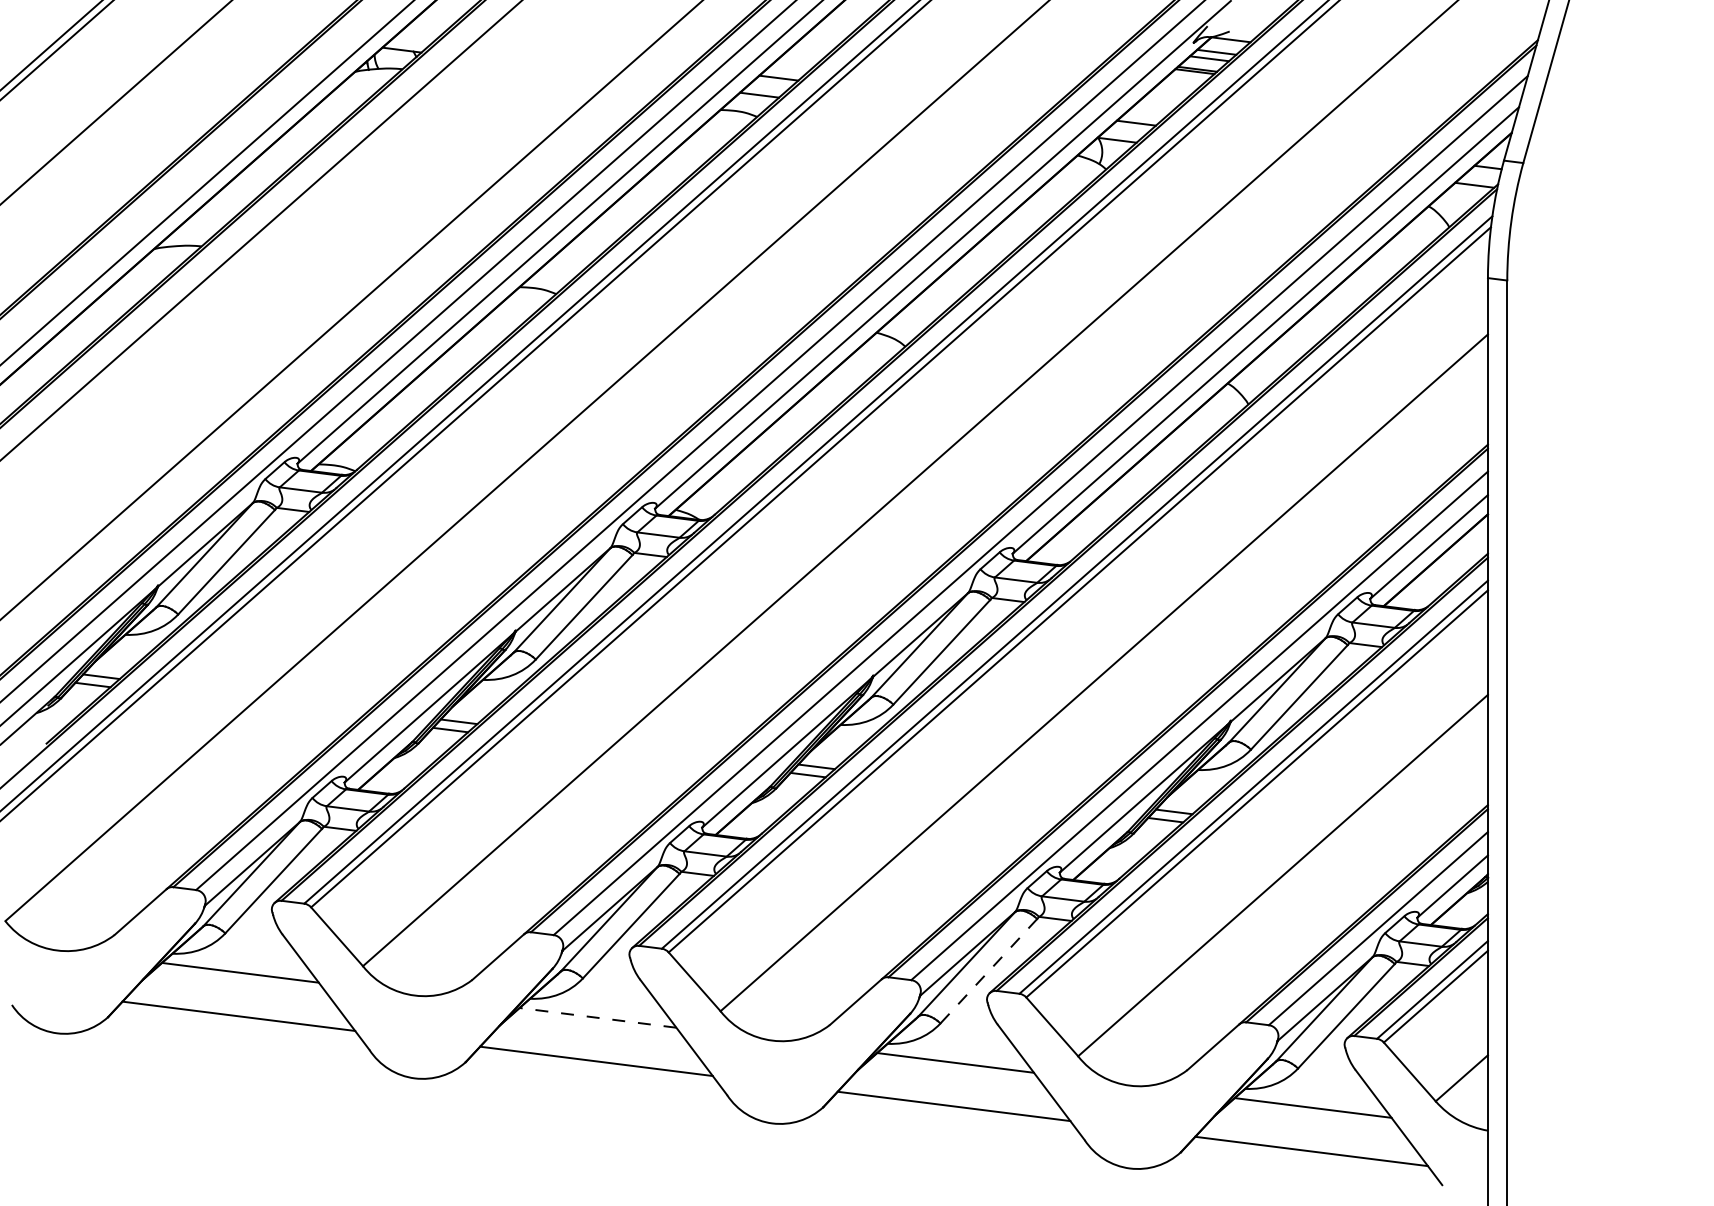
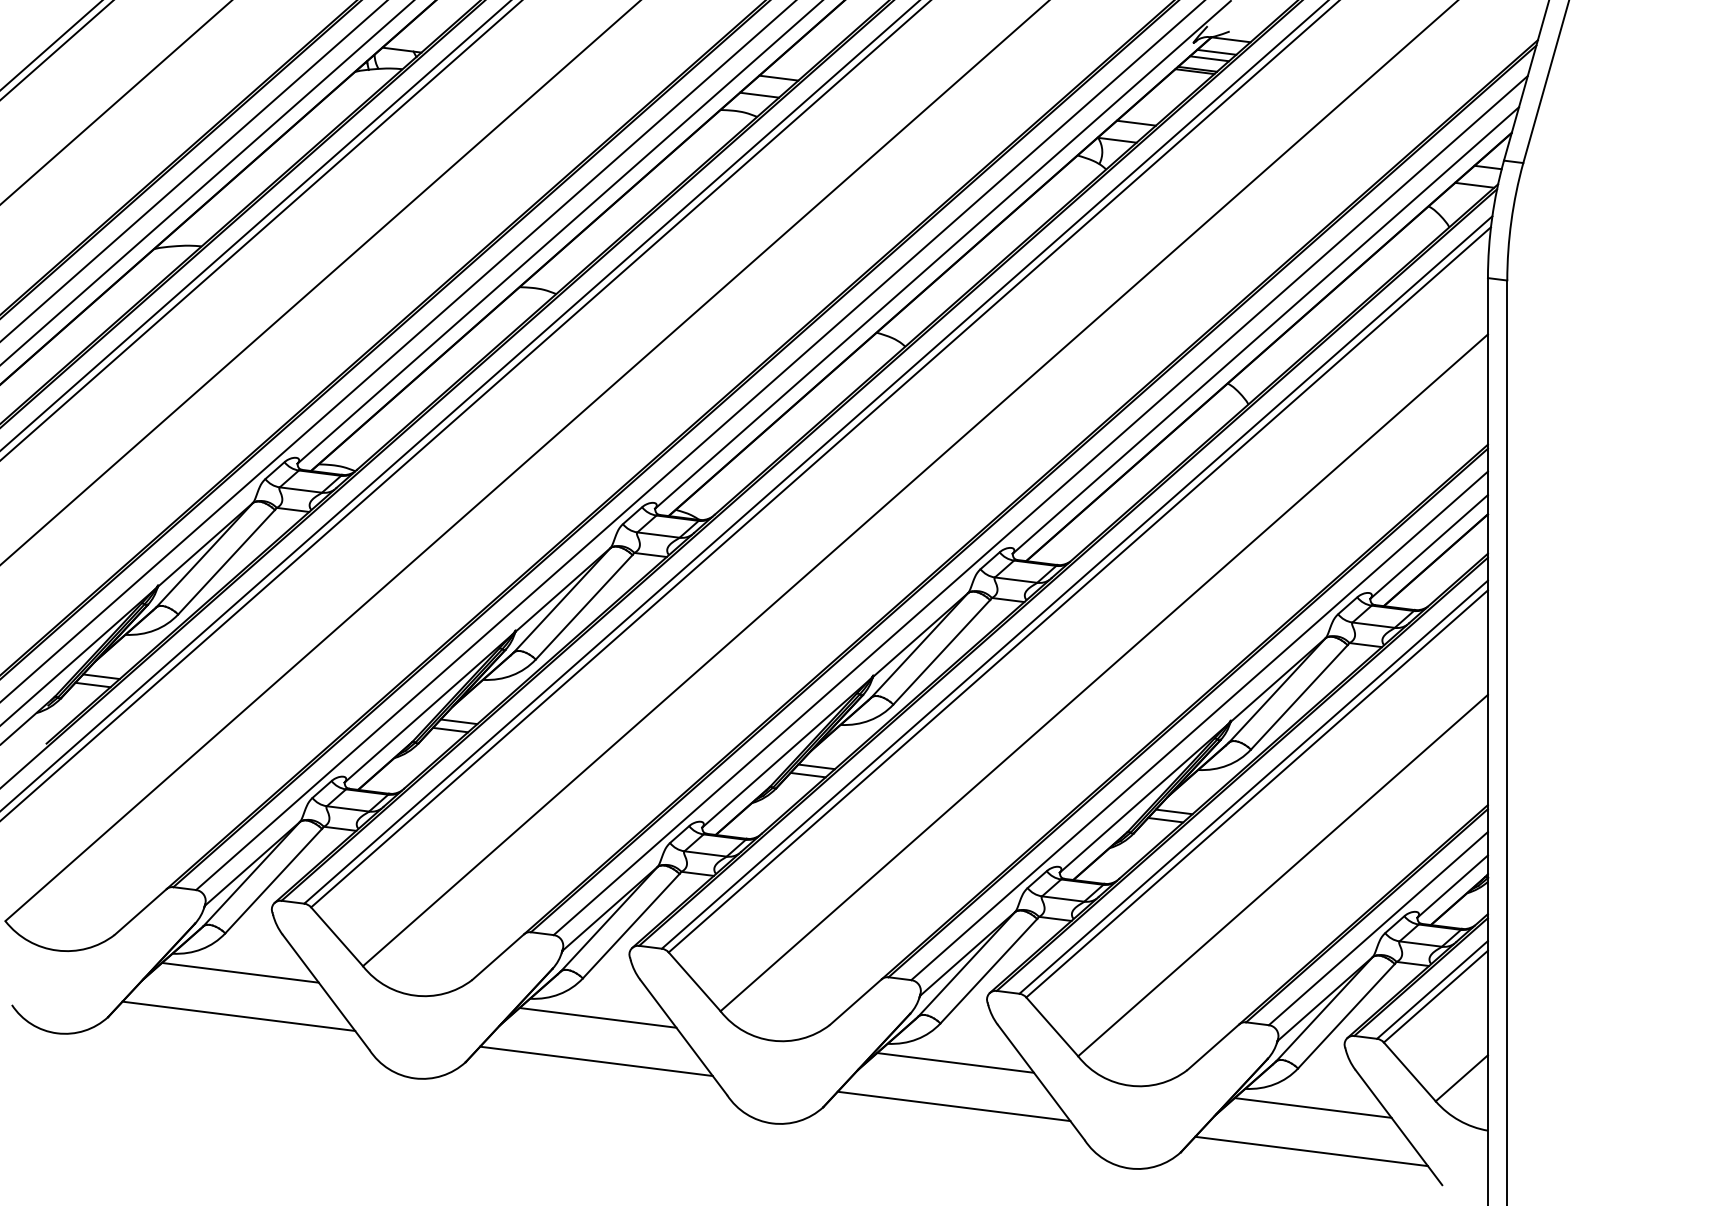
line: none -> present (193, 171)
line: none -> present (255, 225)
line position: (351, 309) -> (320, 282) (320, 282)
line: dashed -> solid (988, 971)
line: dashed -> solid (598, 1017)
